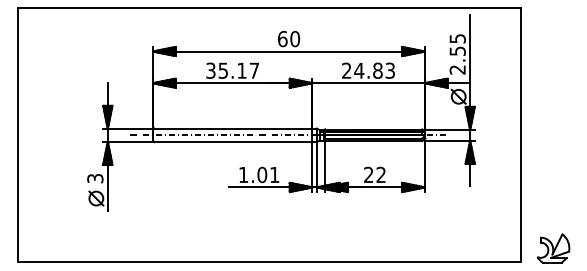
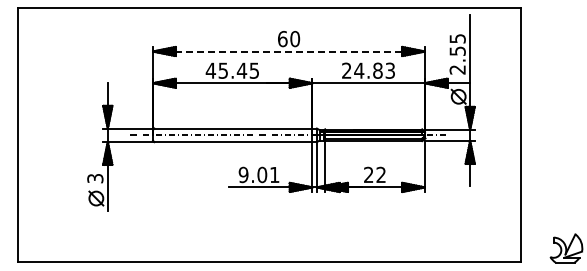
line: solid -> dashed (289, 51)
text: 35.17 -> 45.45 (231, 70)
text: 1.01 -> 9.01 (243, 174)
part position: (553, 248) -> (566, 248) (566, 248)
